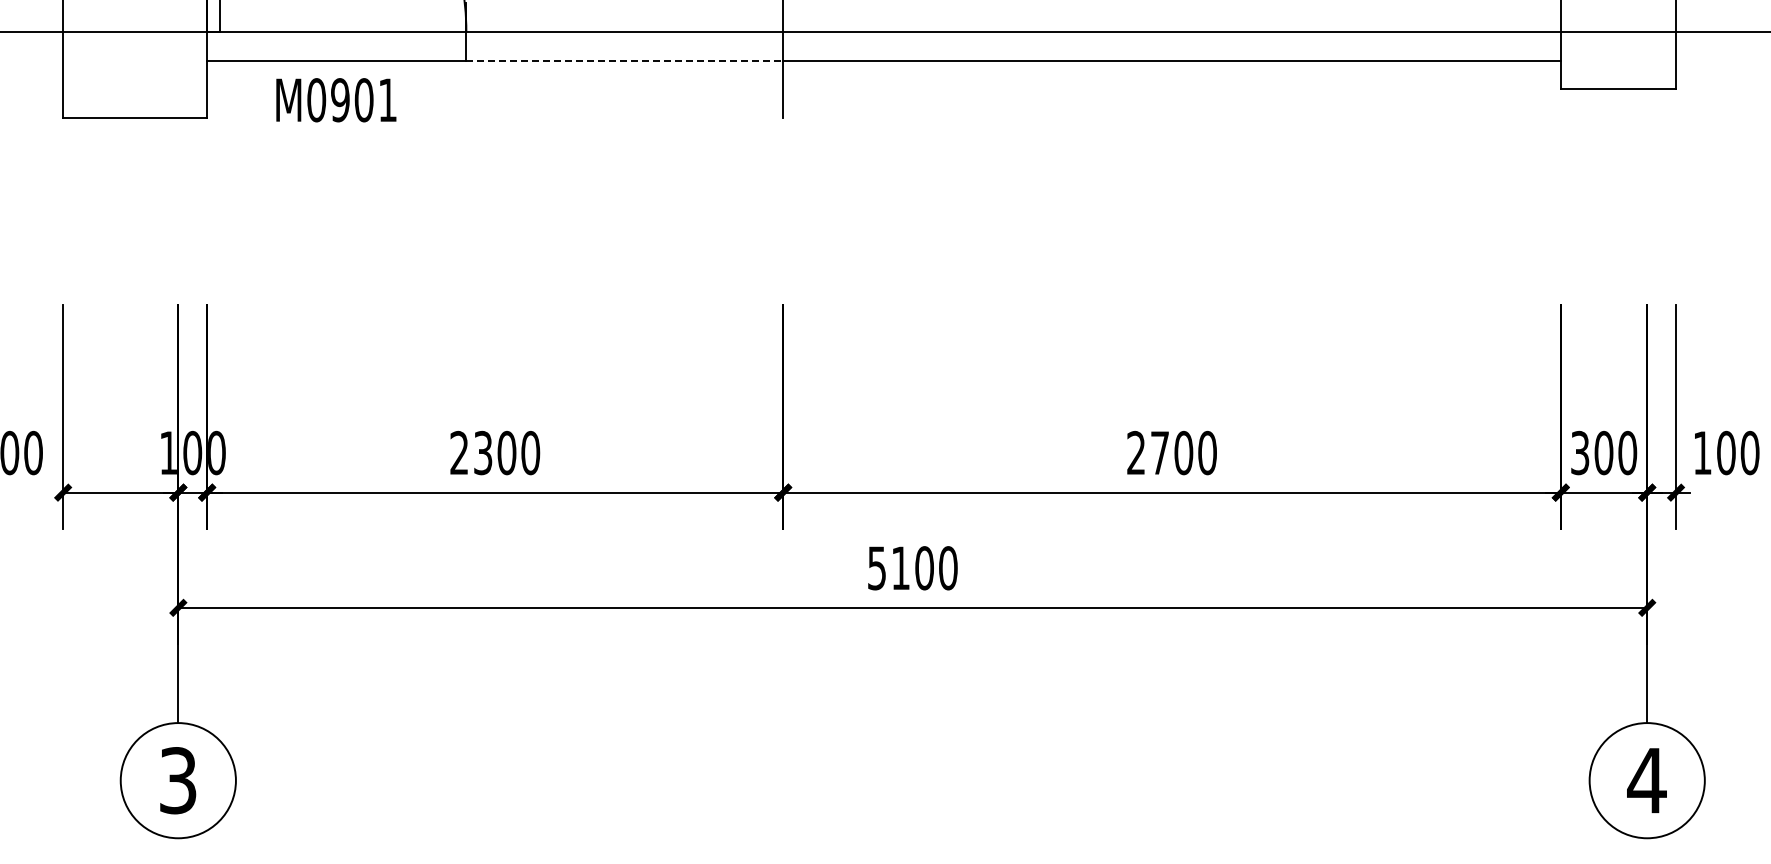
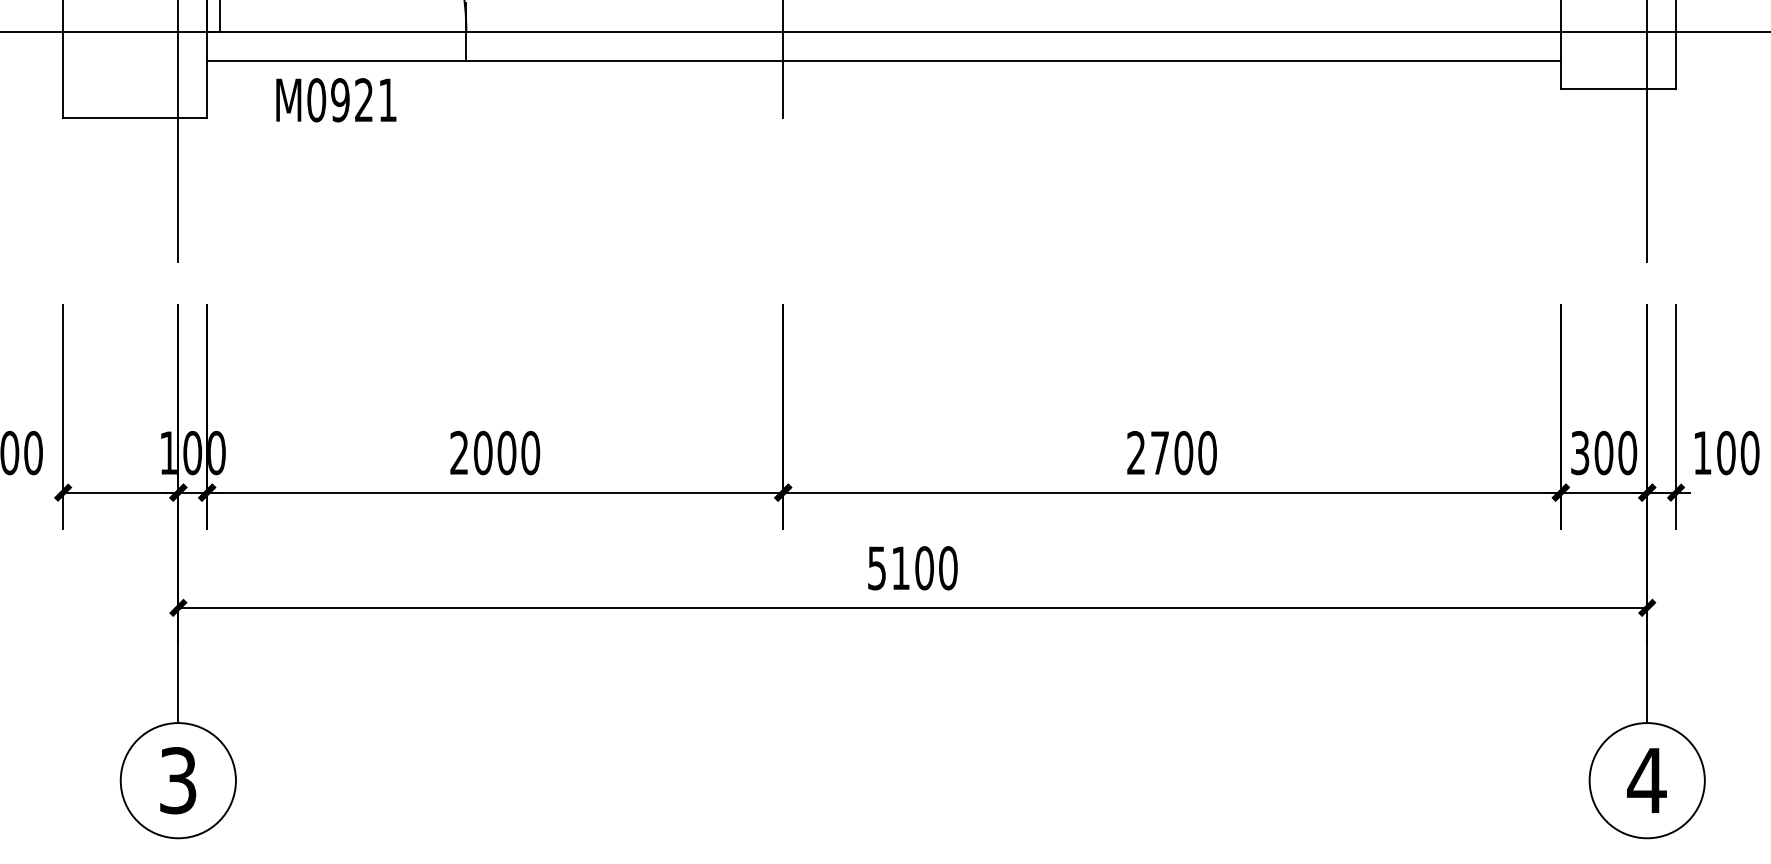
line: dashed -> solid (625, 60)
text: M0901 -> M0921 (363, 100)
line: none -> present (178, 132)
line: none -> present (1647, 132)
text: 2300 -> 2000 (483, 453)
